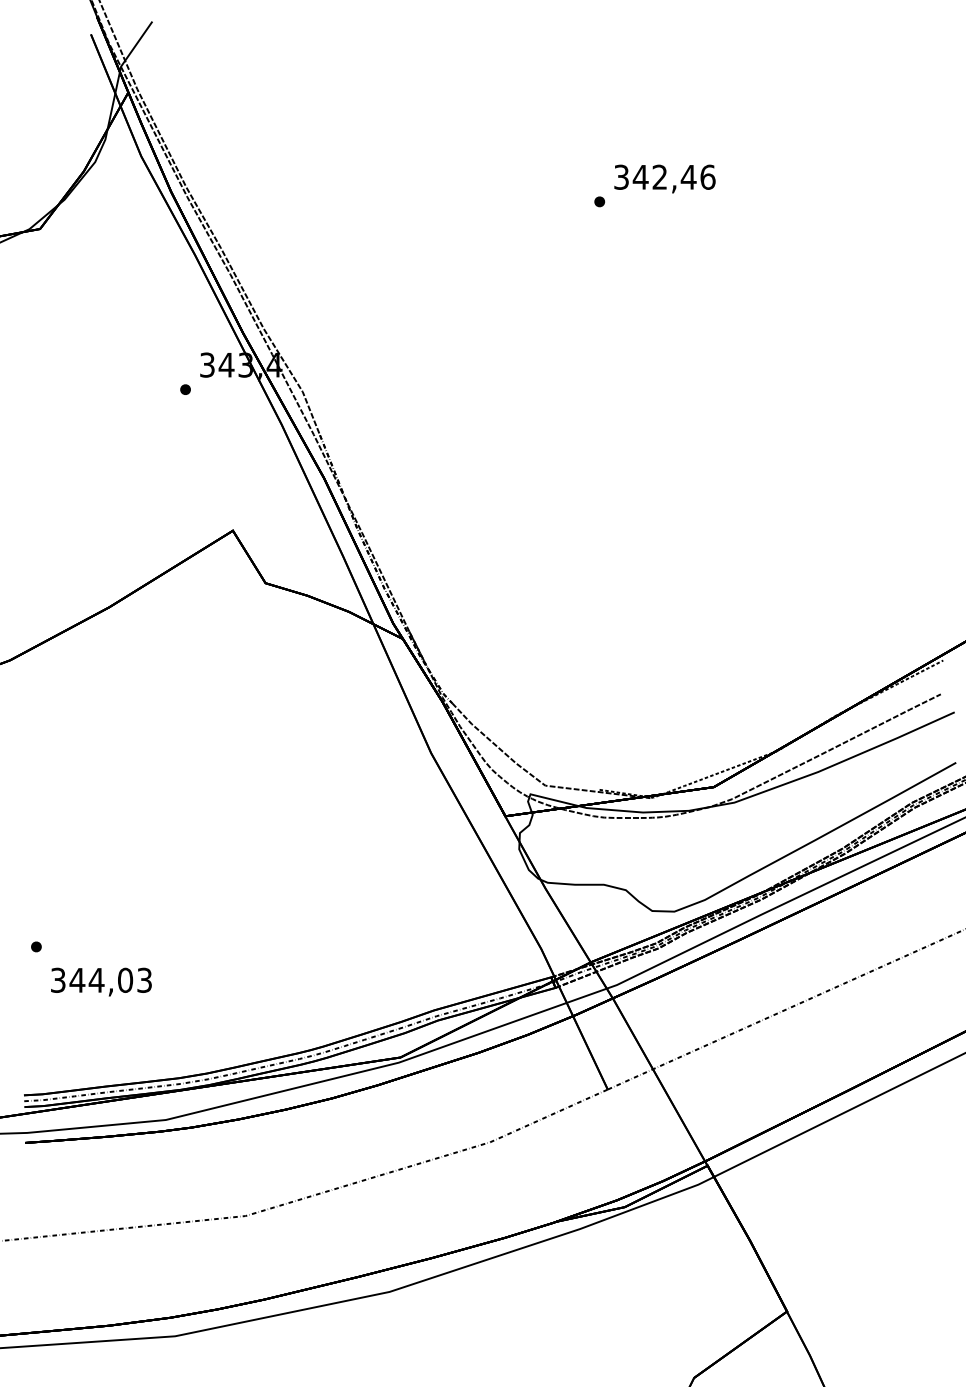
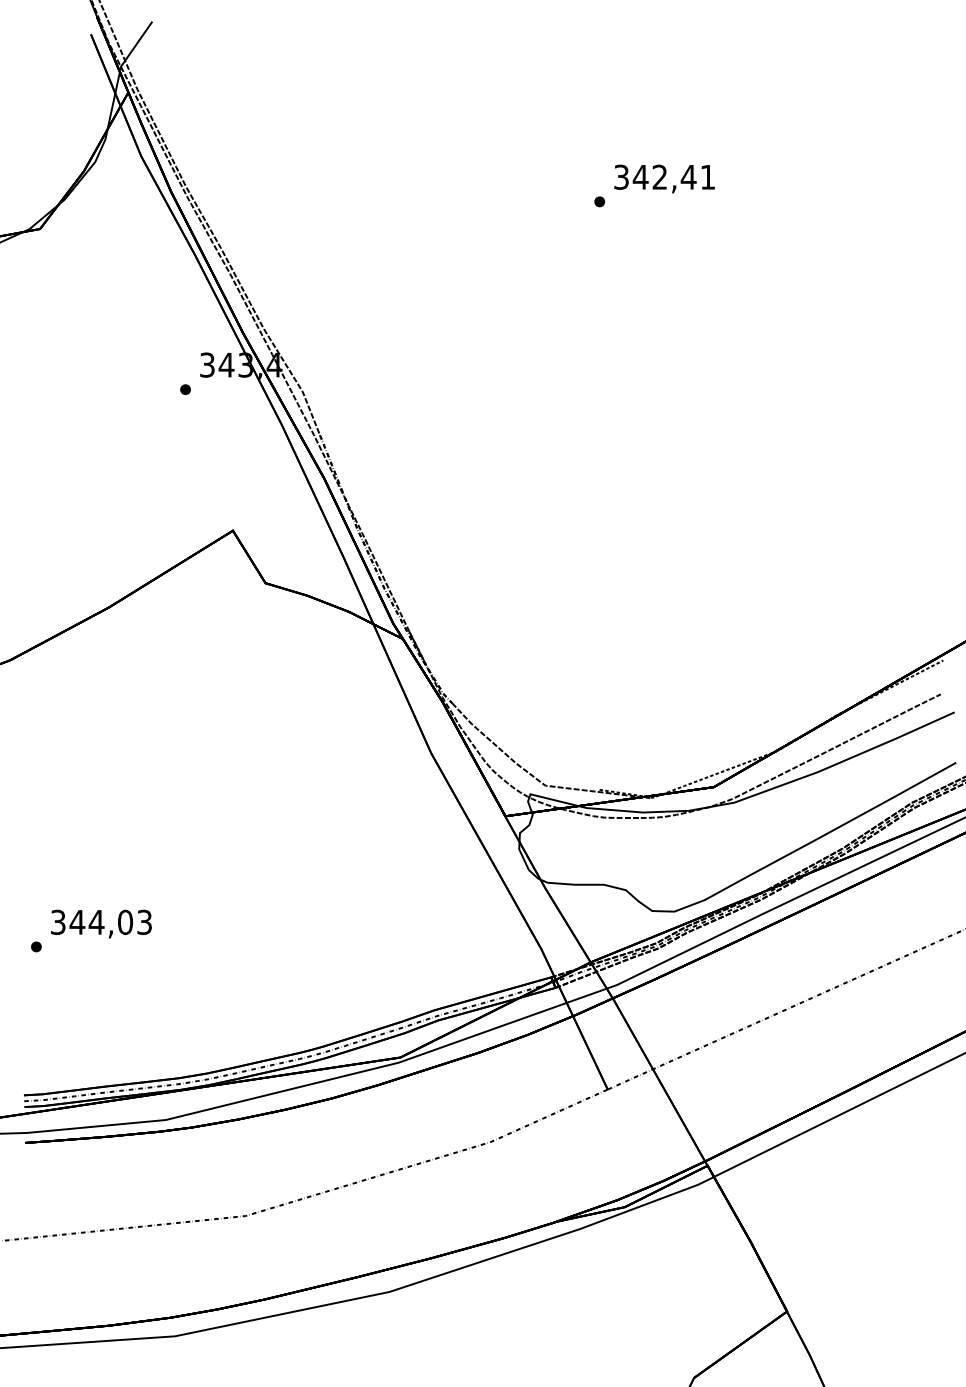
text: 342,46 -> 342,41 (707, 176)
text position: (101, 981) -> (101, 923) (101, 923)
